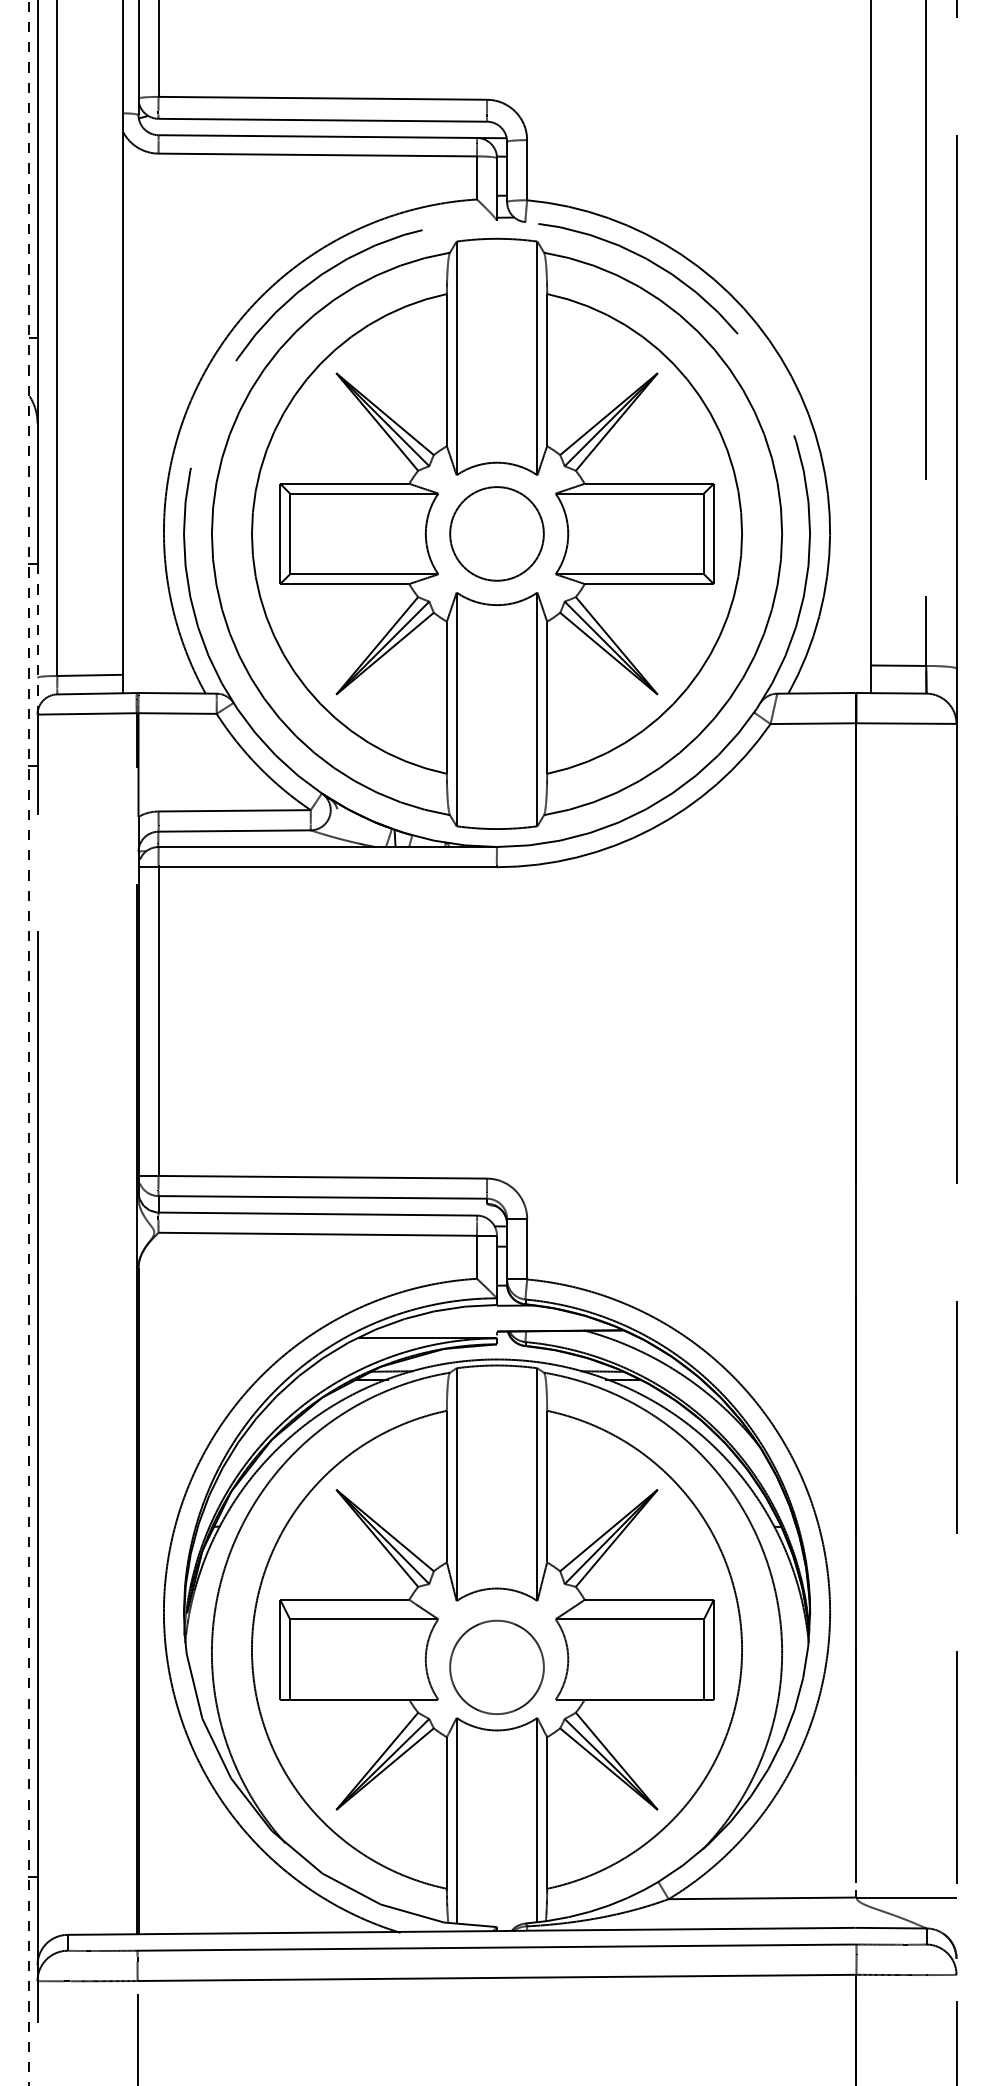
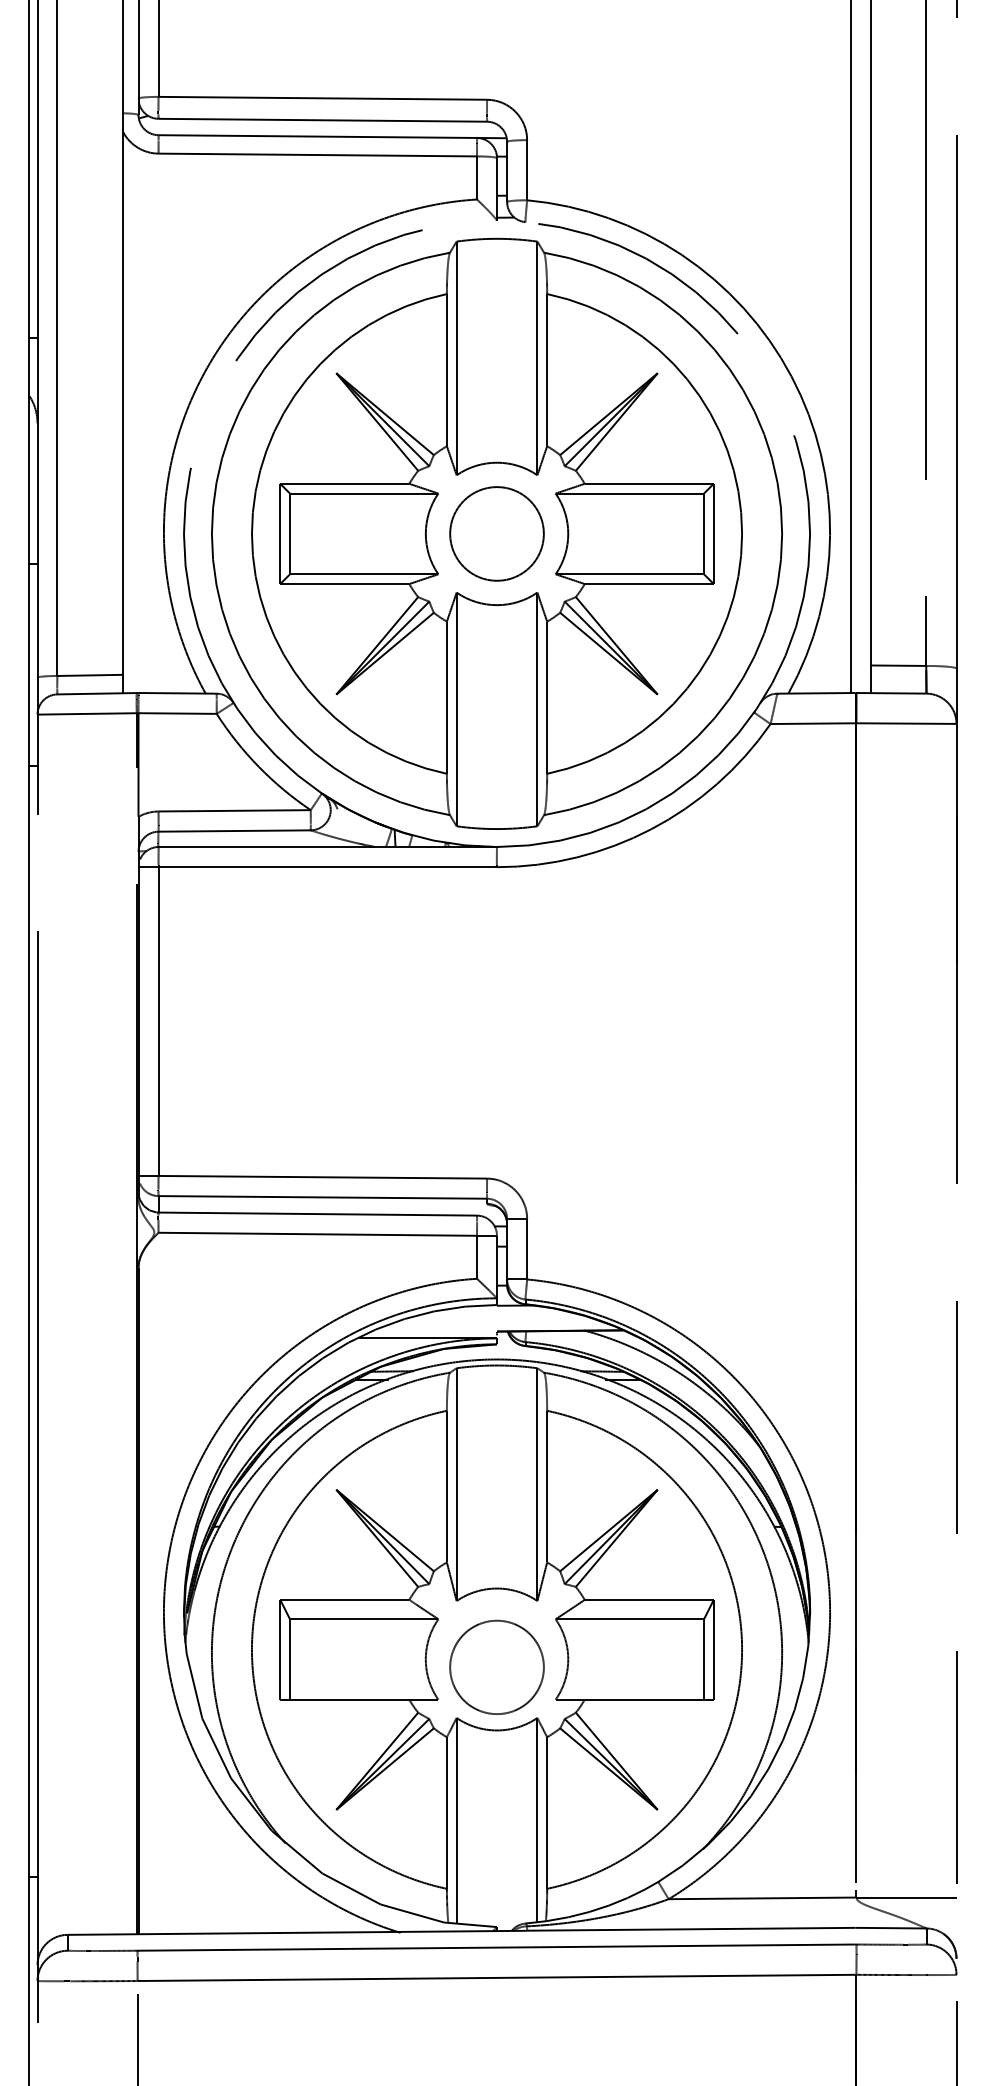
line: none -> present (850, 347)
line: dashed -> solid (37, 639)
line: dashed -> solid (29, 1042)
